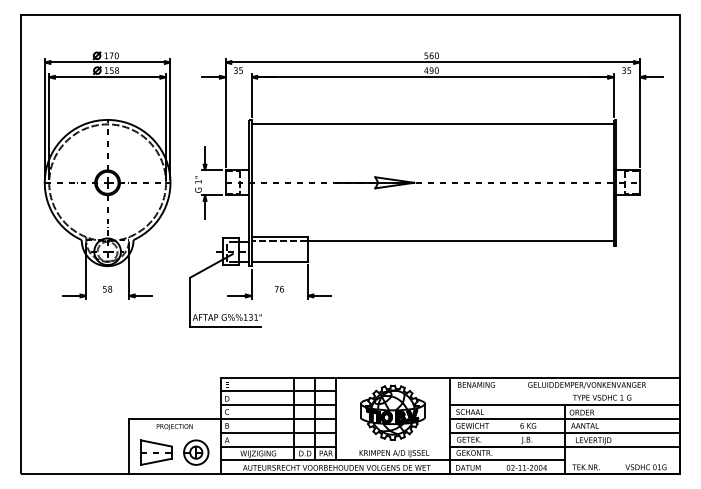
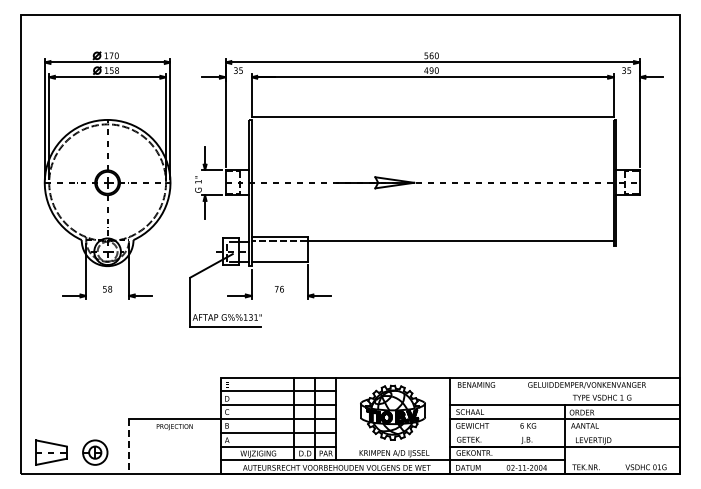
line position: (432, 124) -> (432, 117) (432, 117)
line: present -> none (564, 432)
line: solid -> dashed (128, 446)
part position: (156, 452) -> (51, 452) (51, 452)
part position: (196, 452) -> (95, 452) (95, 452)
